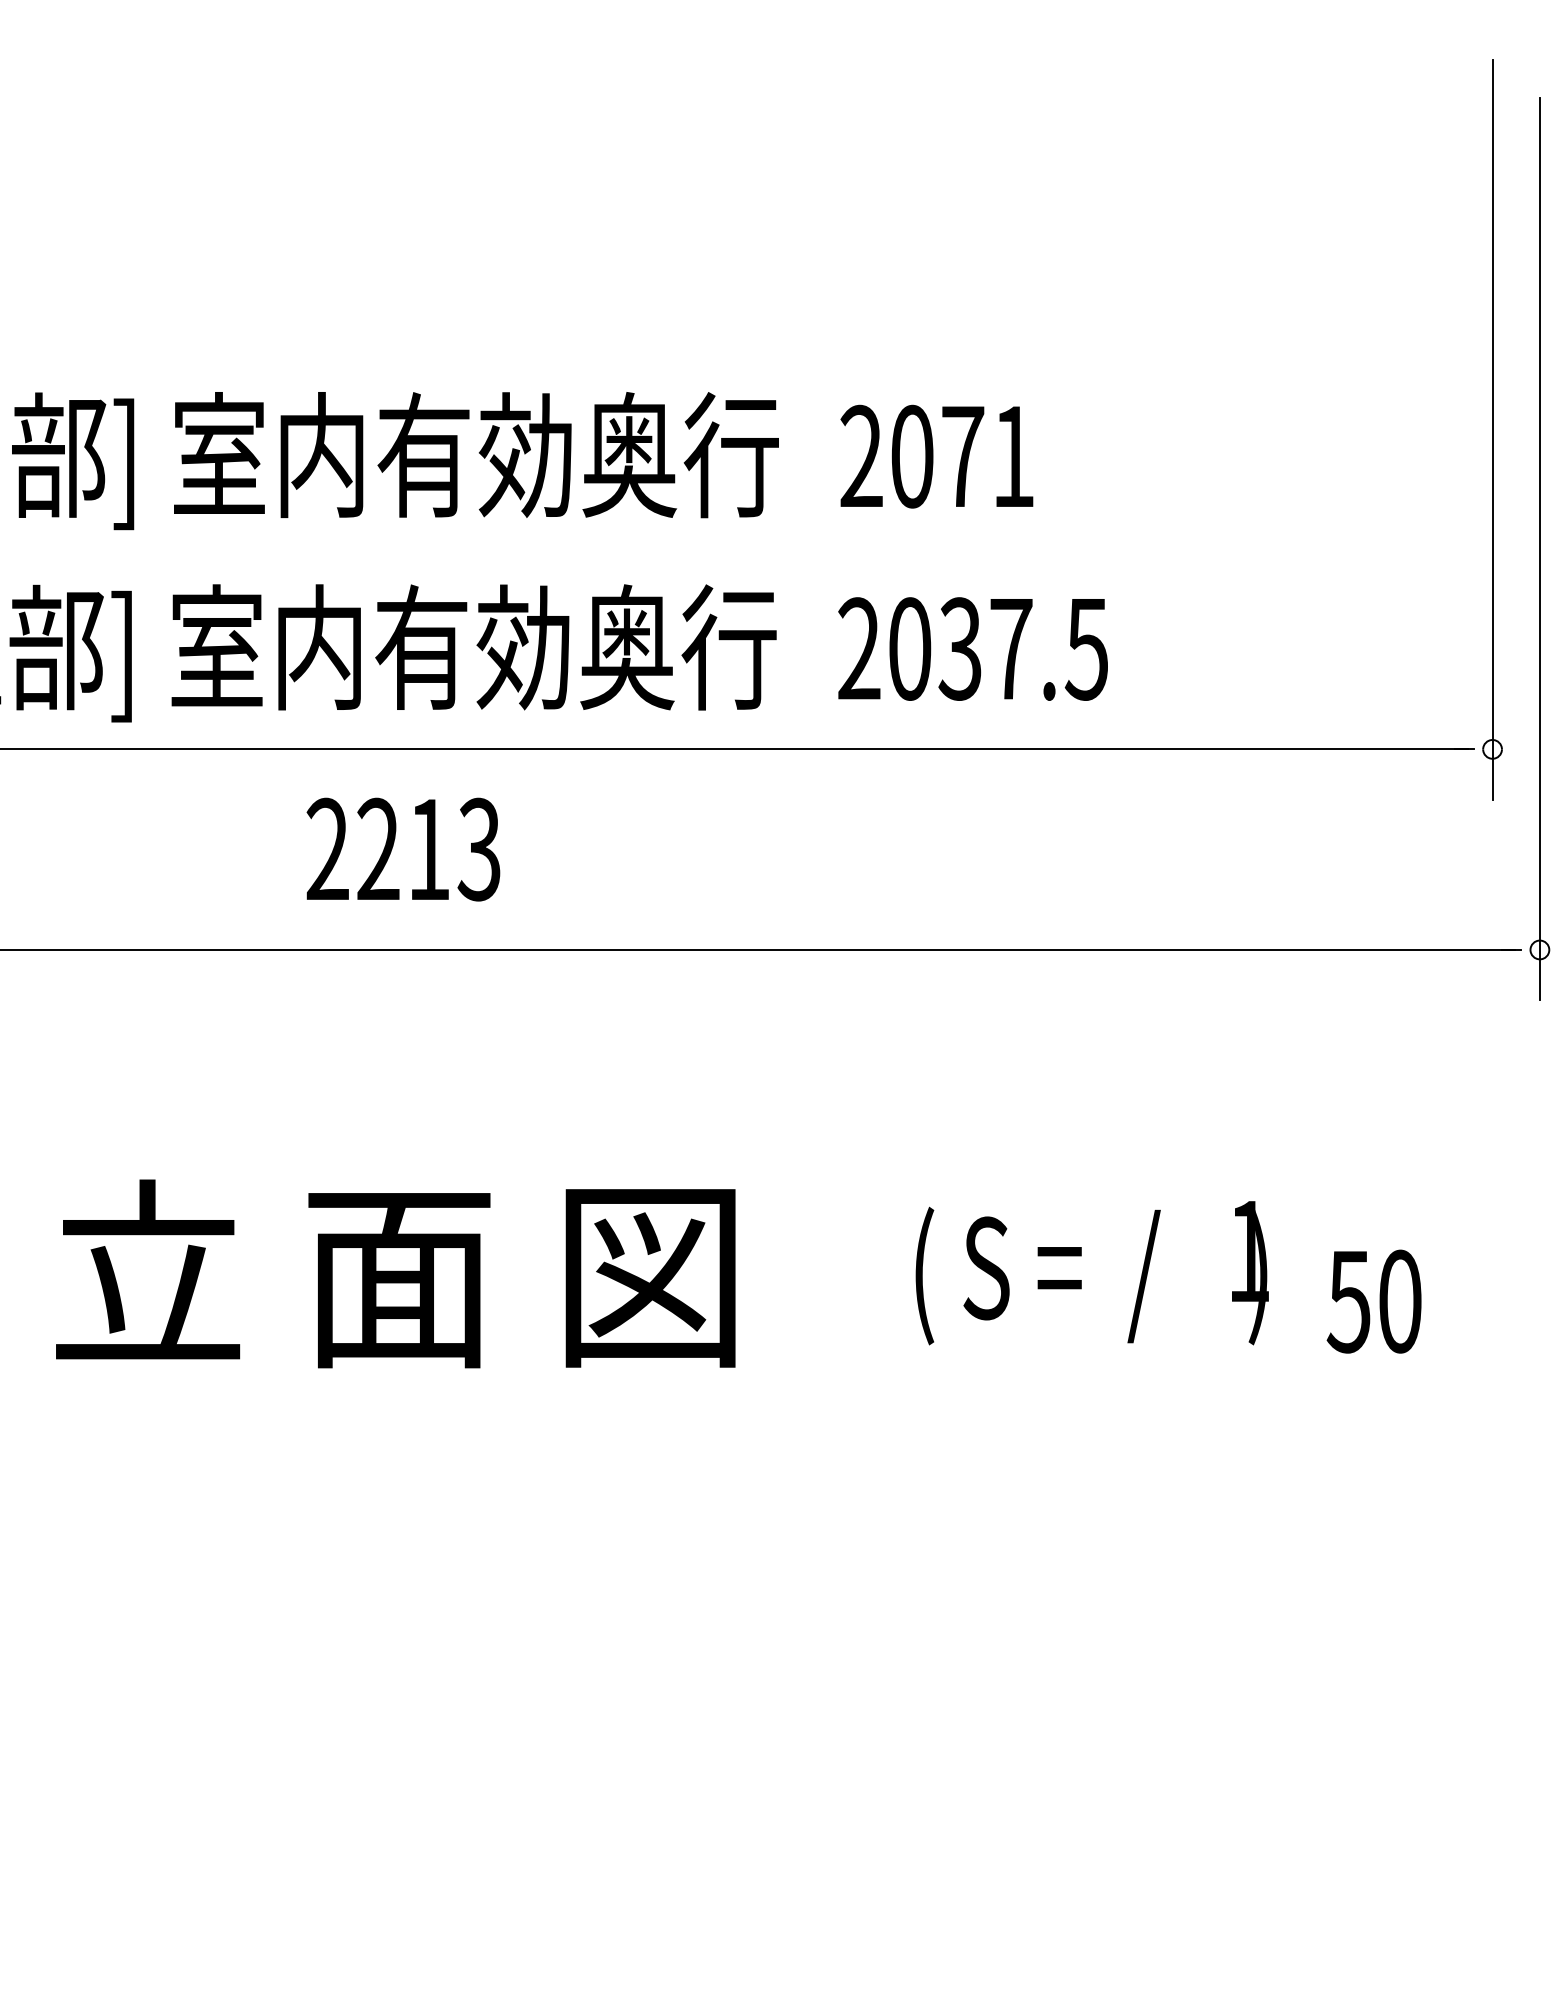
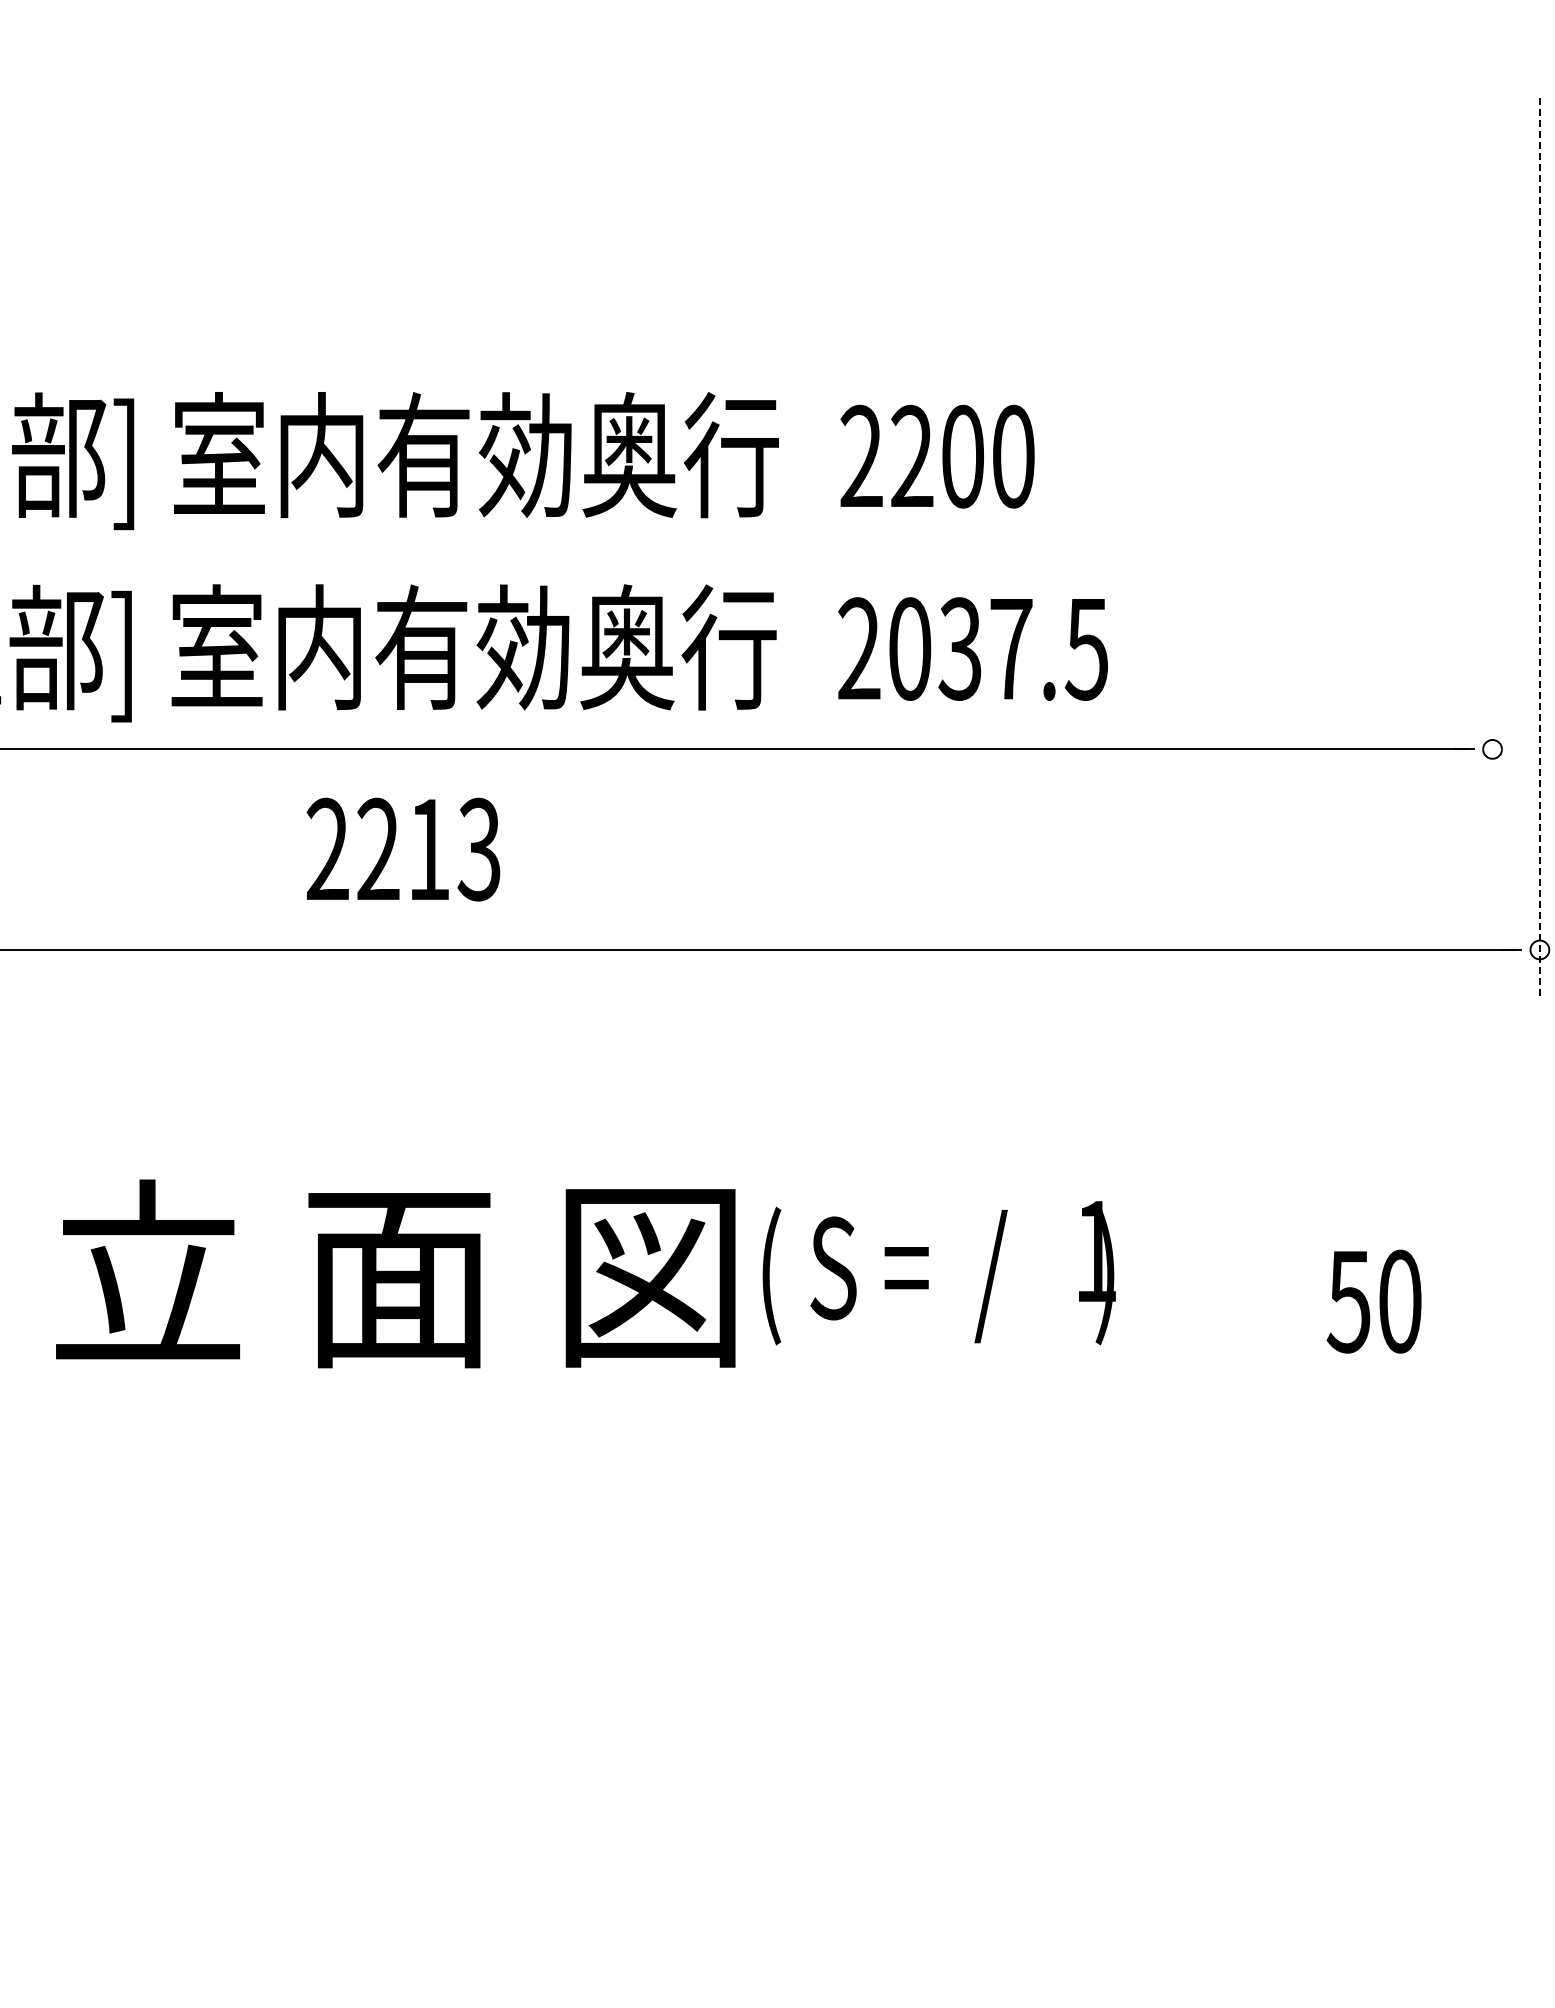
line: present -> none (1492, 429)
text: 2071 -> 2200 (962, 456)
line: solid -> dashed (1539, 549)
text position: (1091, 1273) -> (938, 1273) (938, 1273)
